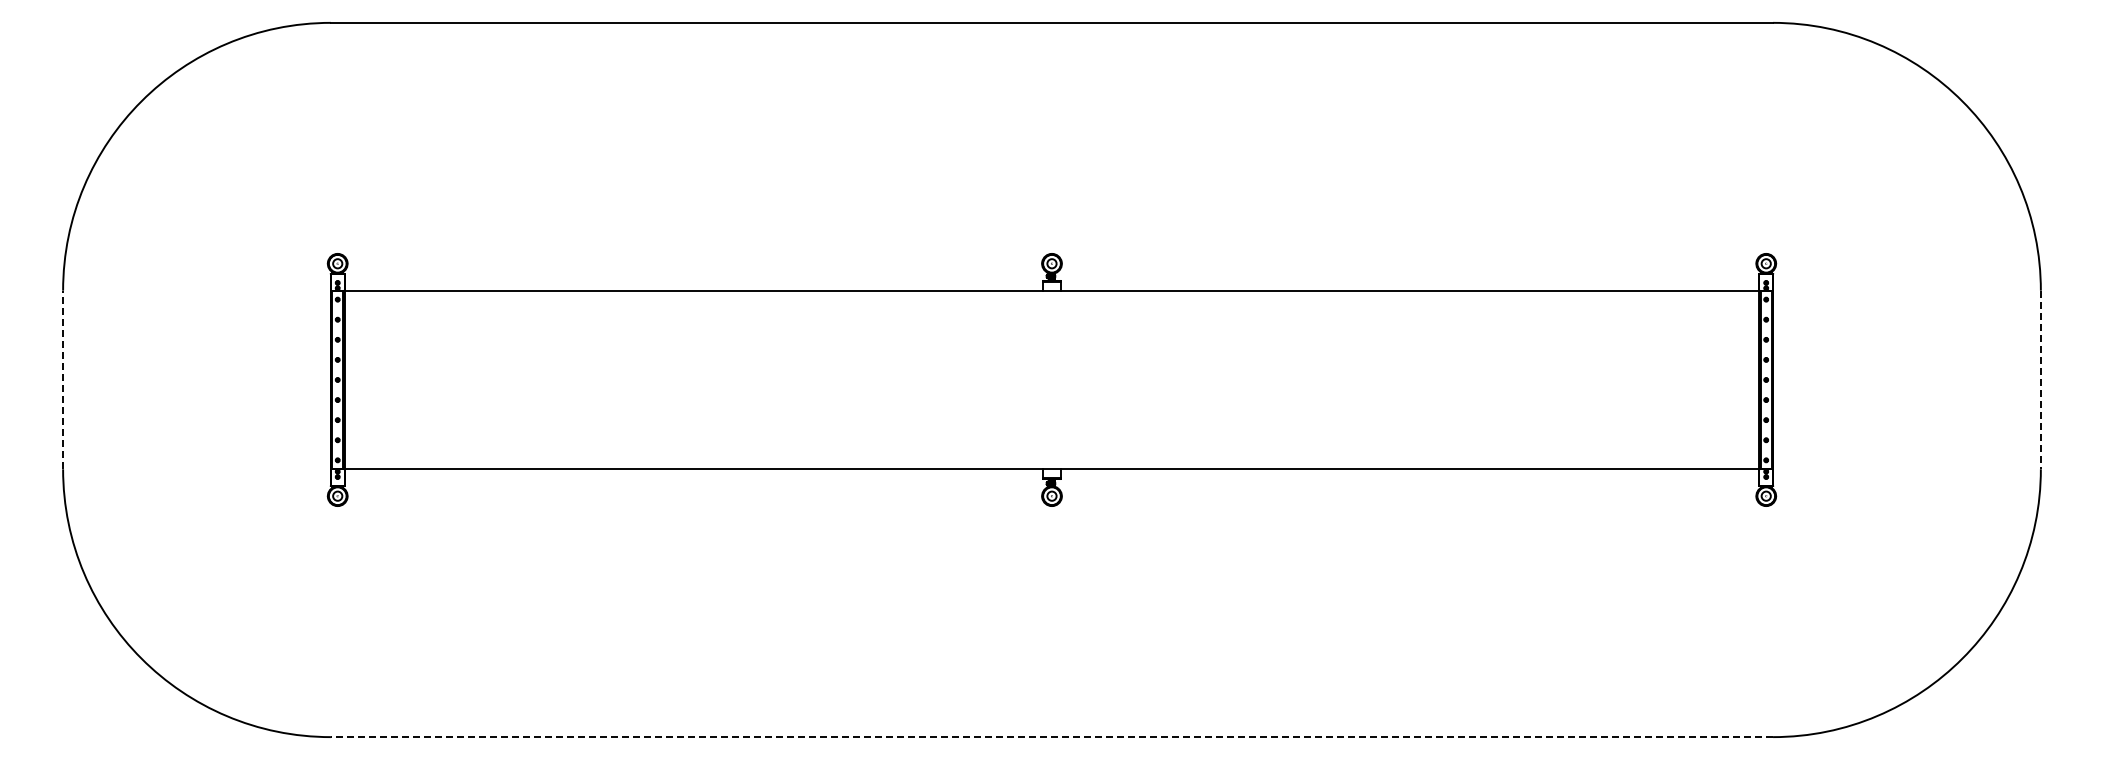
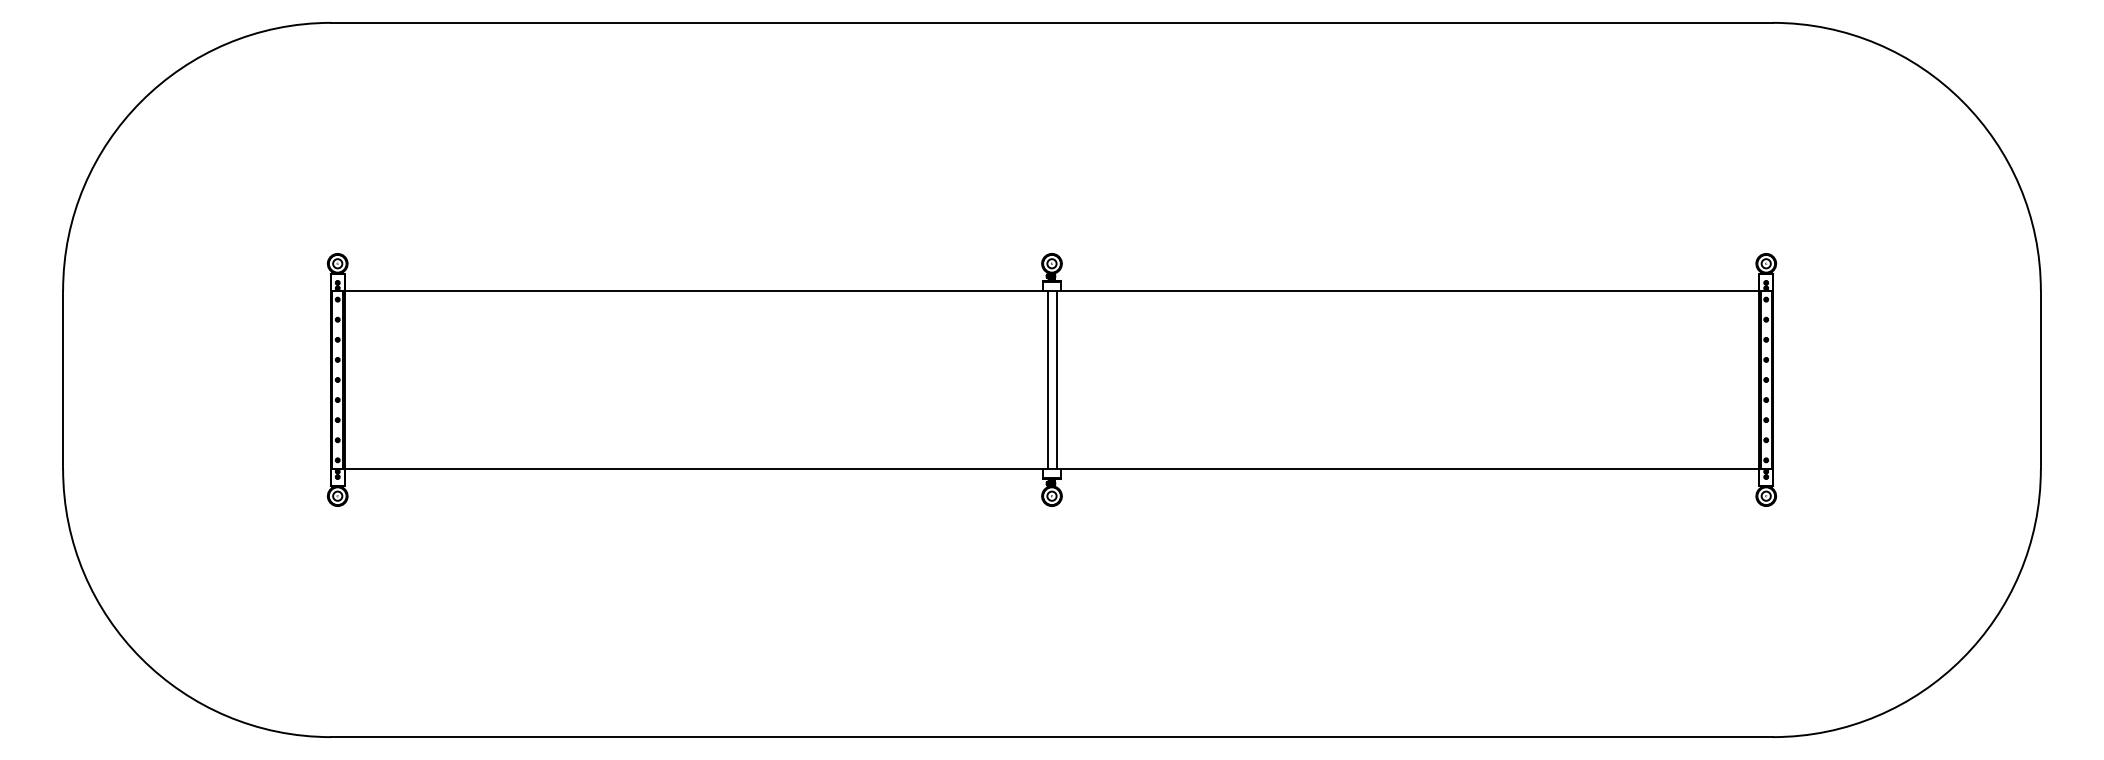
line: dashed -> solid (63, 379)
line: none -> present (1048, 379)
line: none -> present (1056, 379)
line: dashed -> solid (2040, 380)
line: dashed -> solid (1051, 737)
